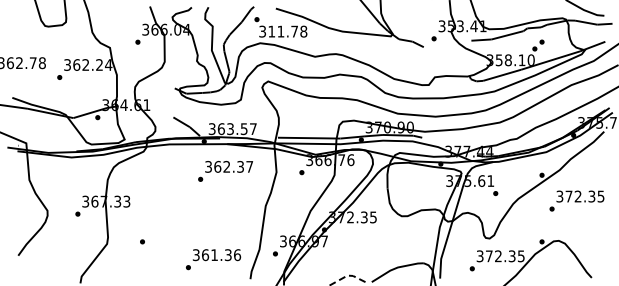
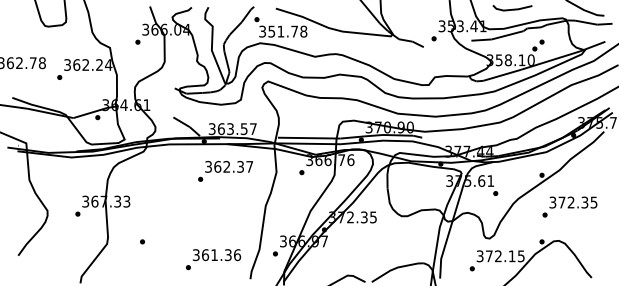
line: none -> present (512, 8)
text: 311.78 -> 351.78 (271, 31)
text position: (576, 200) -> (569, 206) (569, 206)
text: 372.35 -> 372.15 (511, 256)
line: dashed -> solid (347, 275)
